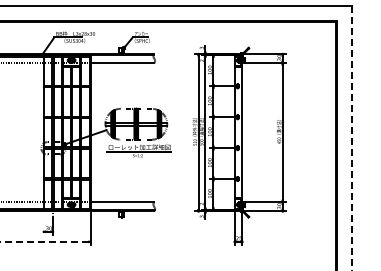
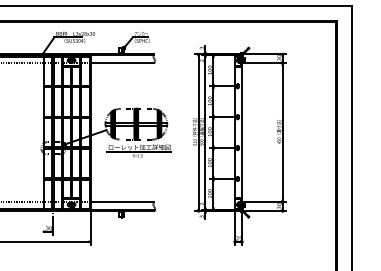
line: dashed -> solid (352, 138)
line: dashed -> solid (45, 241)
